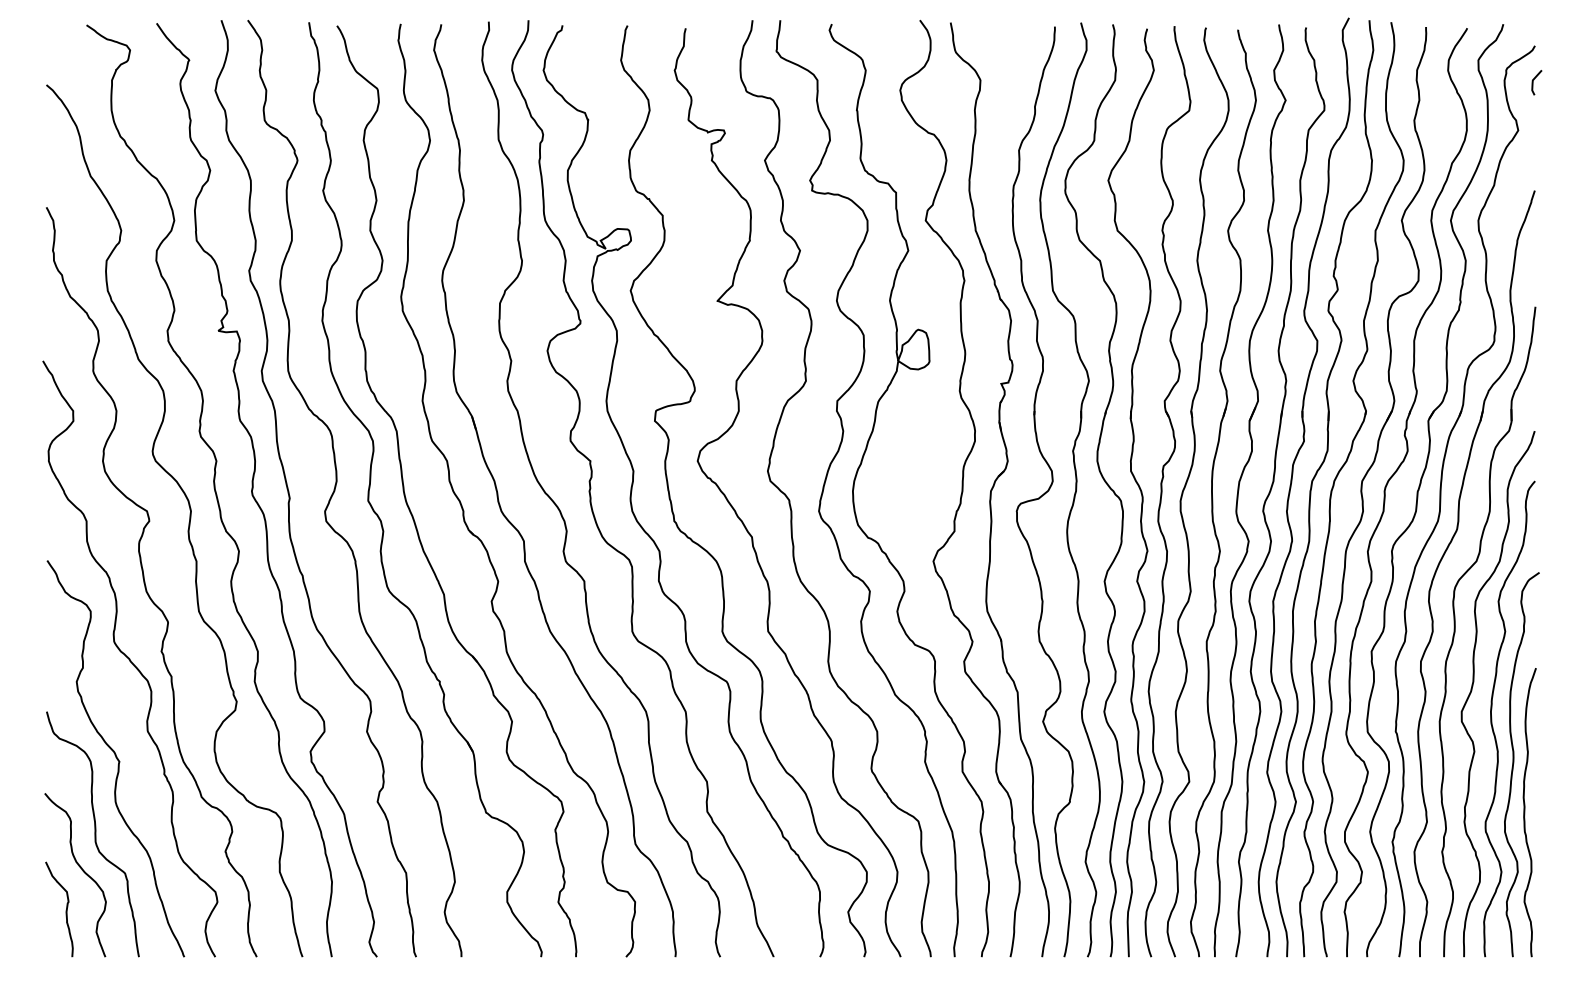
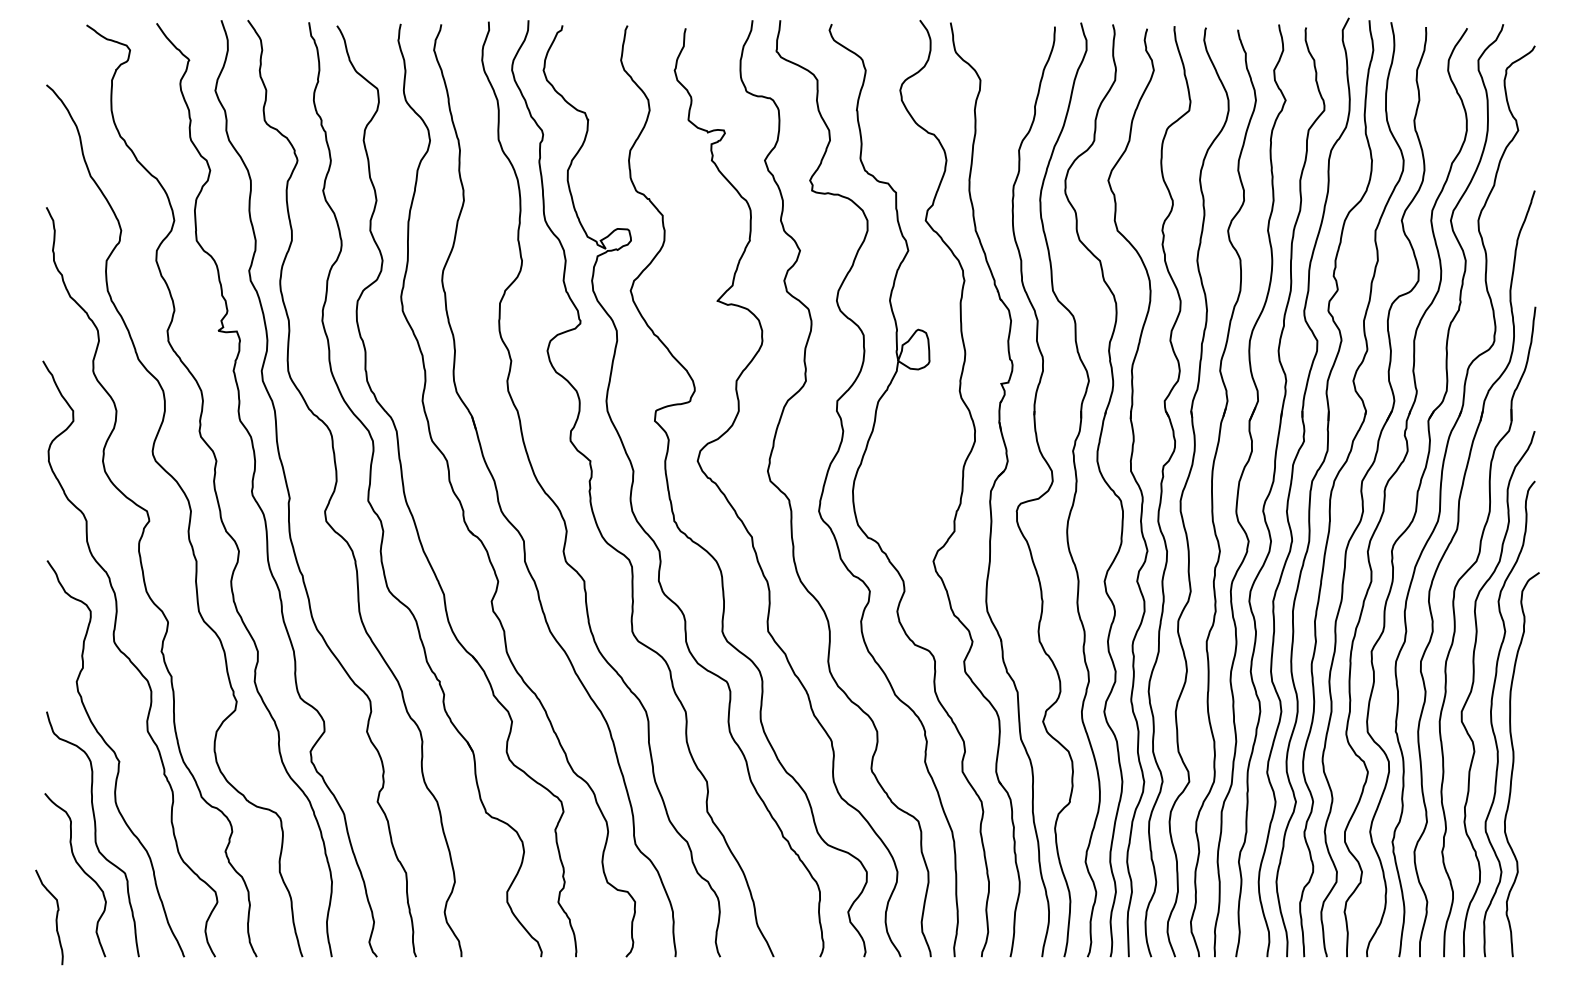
line: present -> none (1533, 82)
curve: present -> none (1525, 812)
curve position: (65, 910) -> (55, 918) (55, 918)
